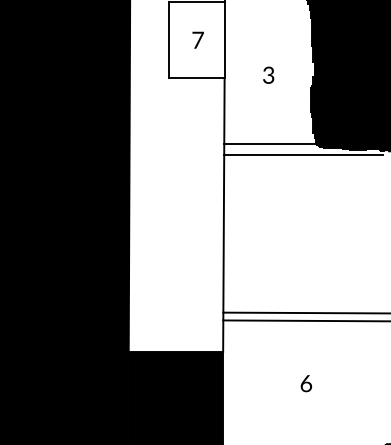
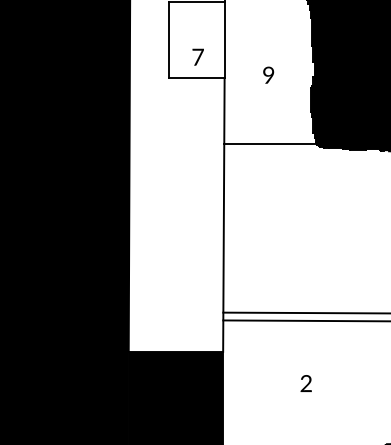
text position: (197, 39) -> (197, 56) (197, 56)
text: 3 -> 9 (268, 75)
line: present -> none (303, 154)
text: 6 -> 2 (306, 383)
